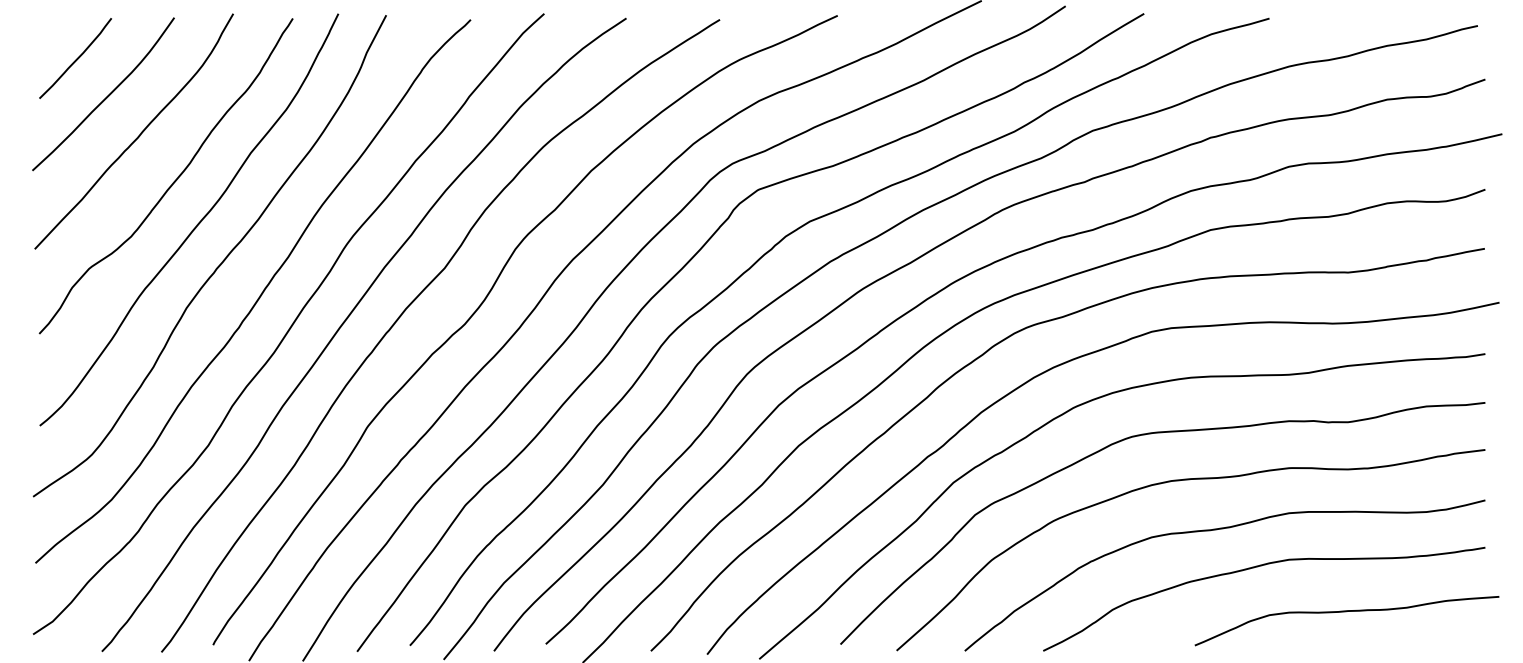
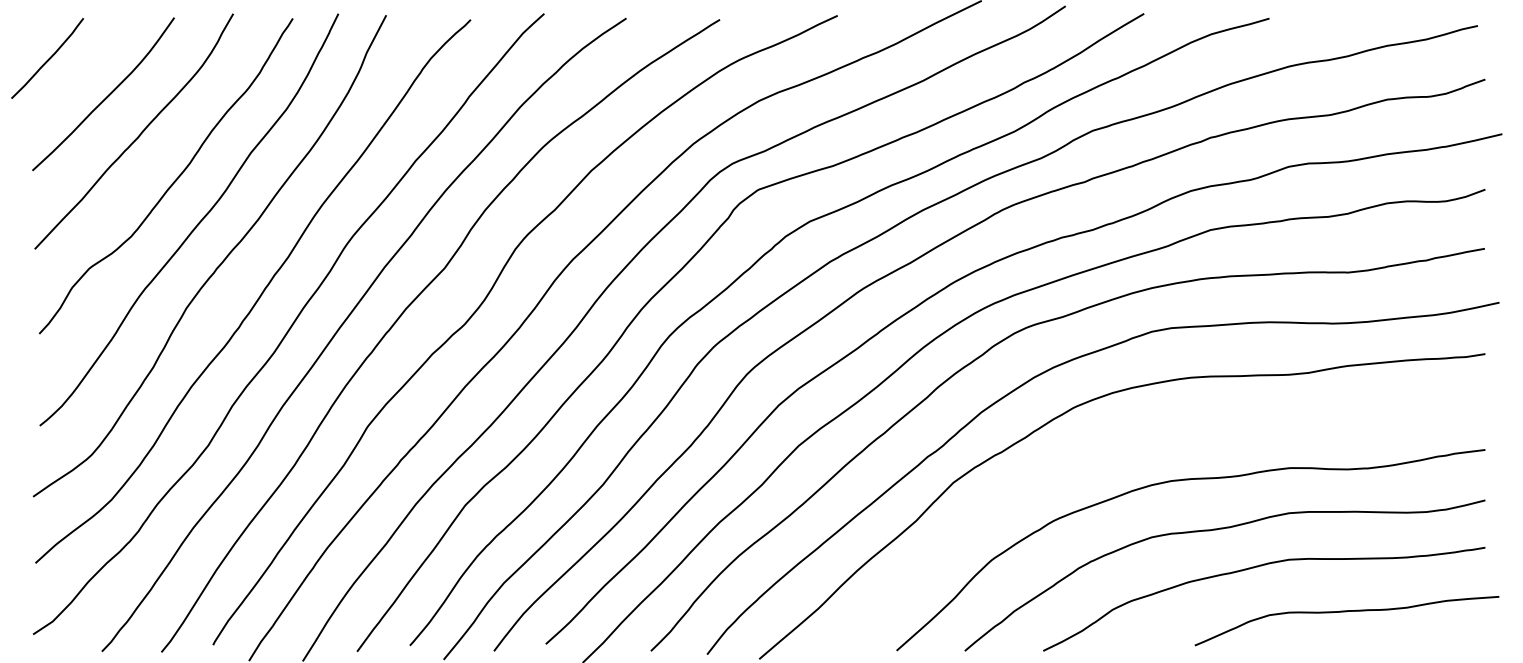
curve position: (76, 58) -> (48, 58) (48, 58)
curve: present -> none (1145, 435)
